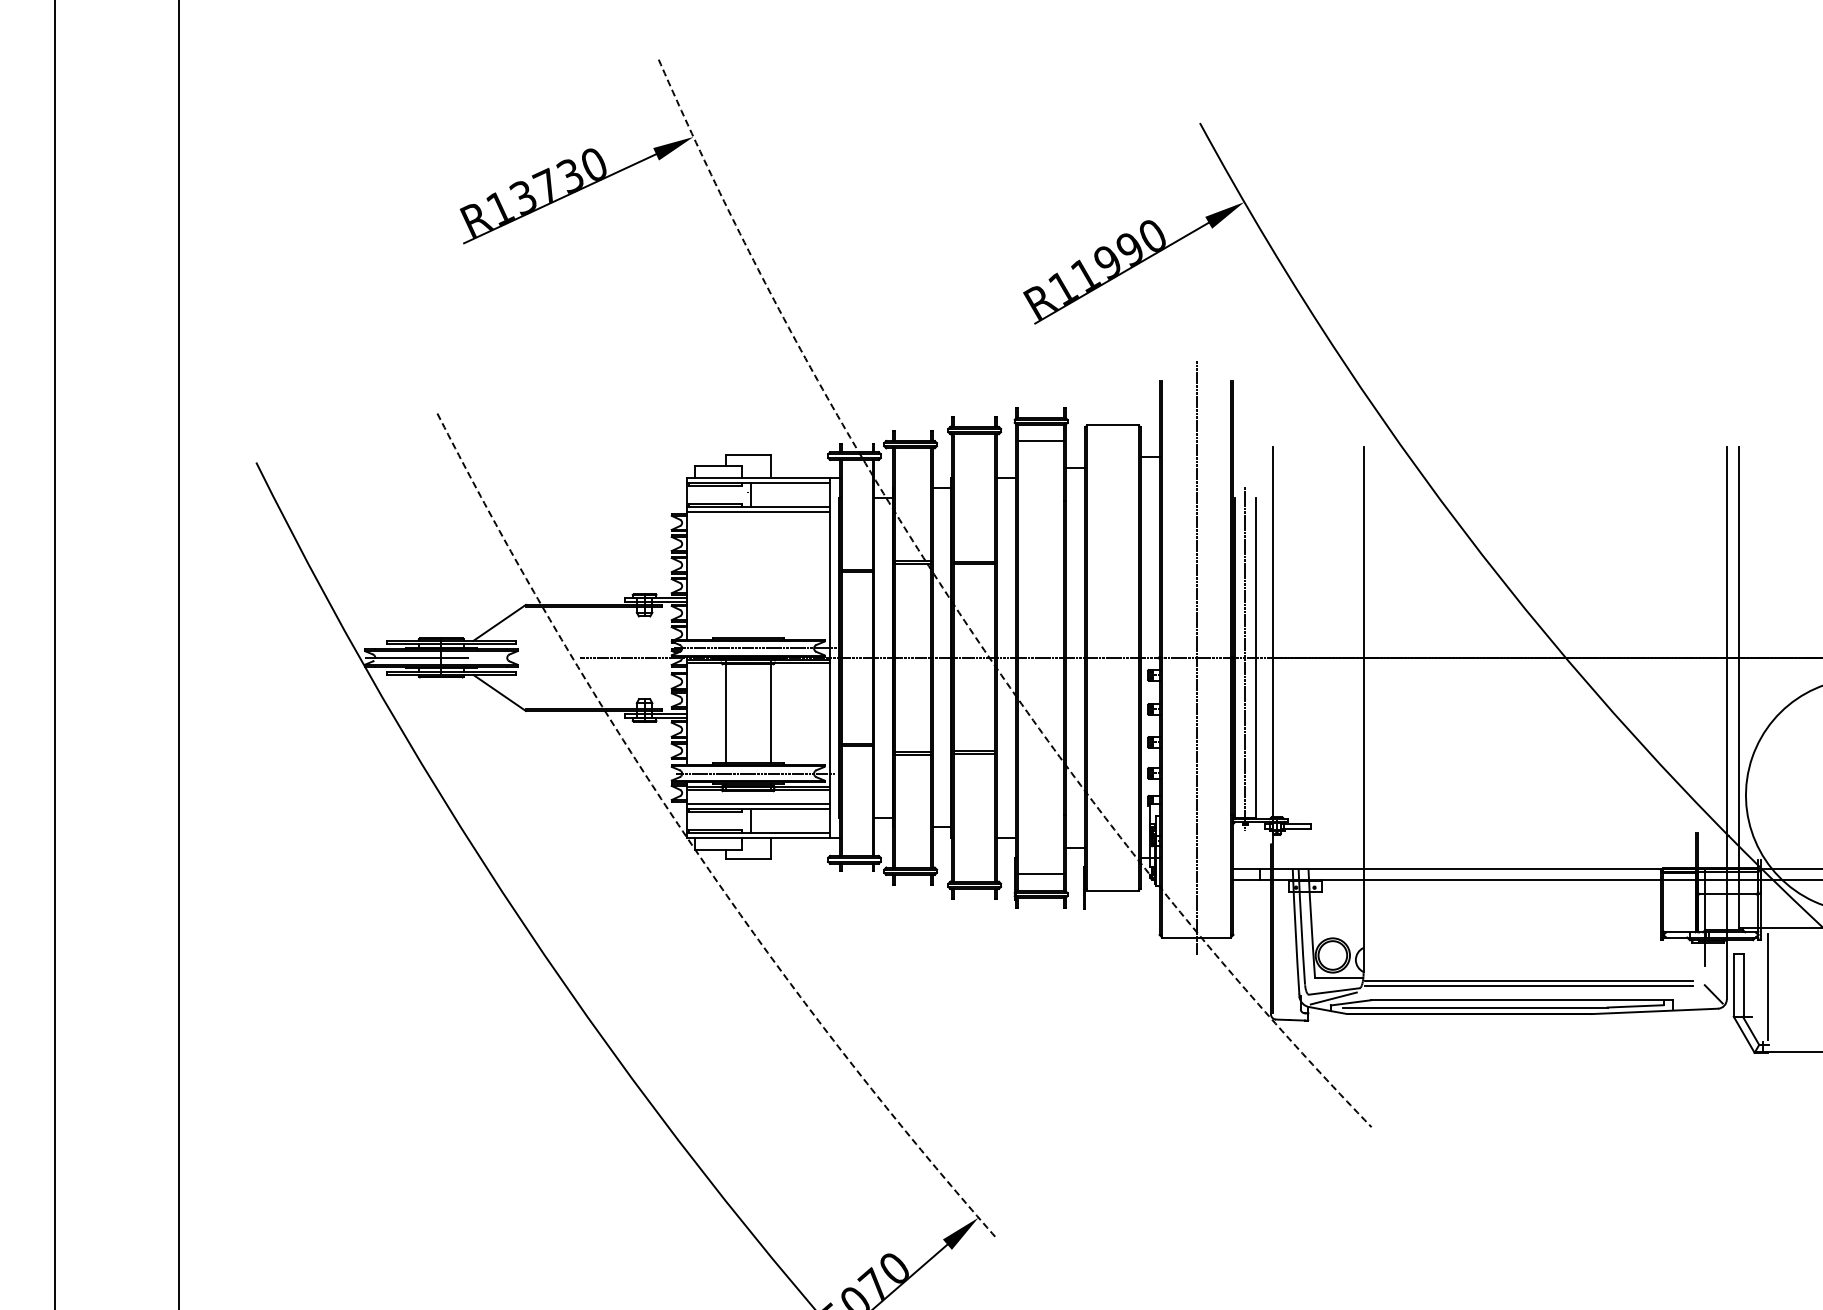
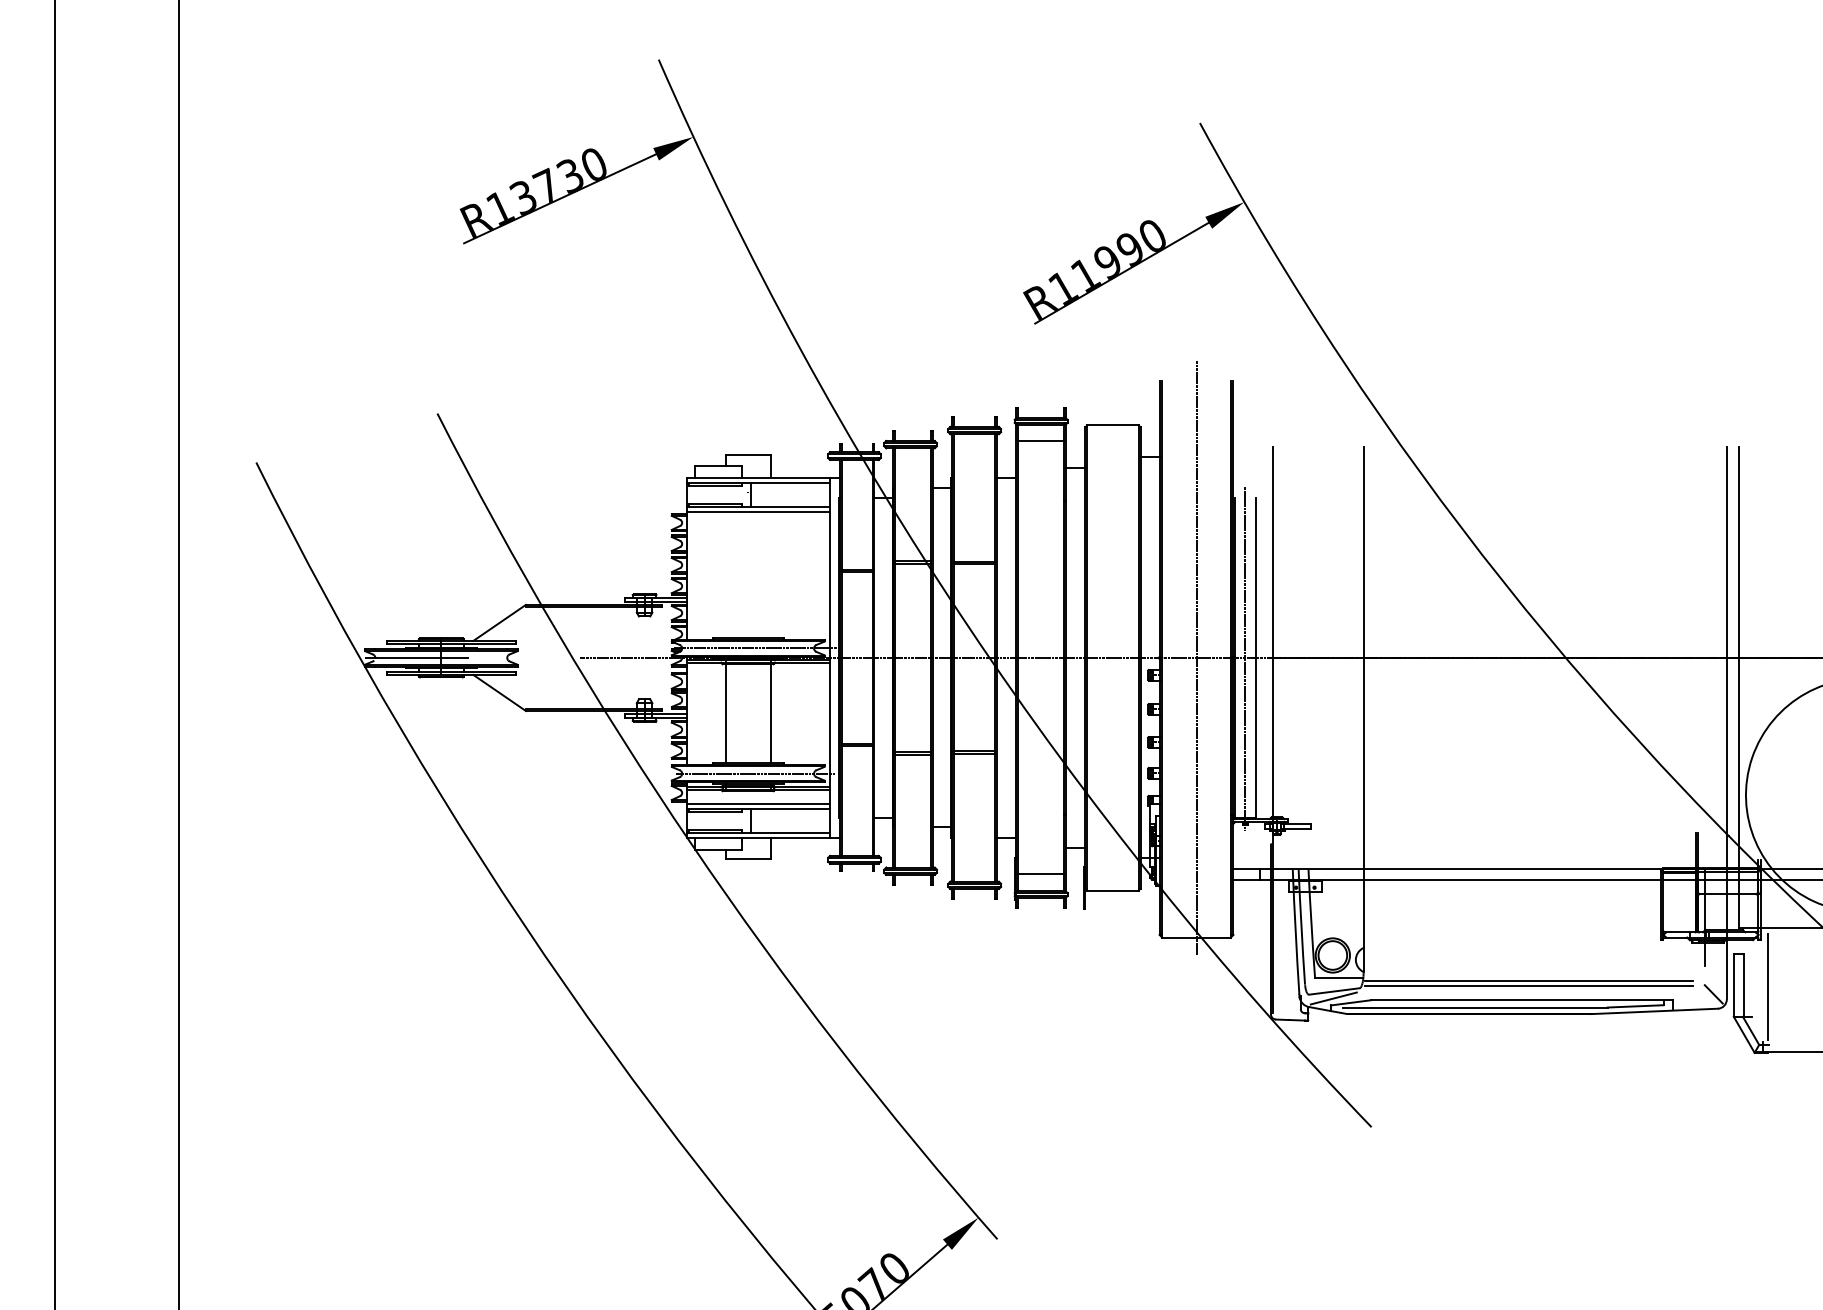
arc: dashed -> solid (967, 625)
arc: dashed -> solid (691, 844)
